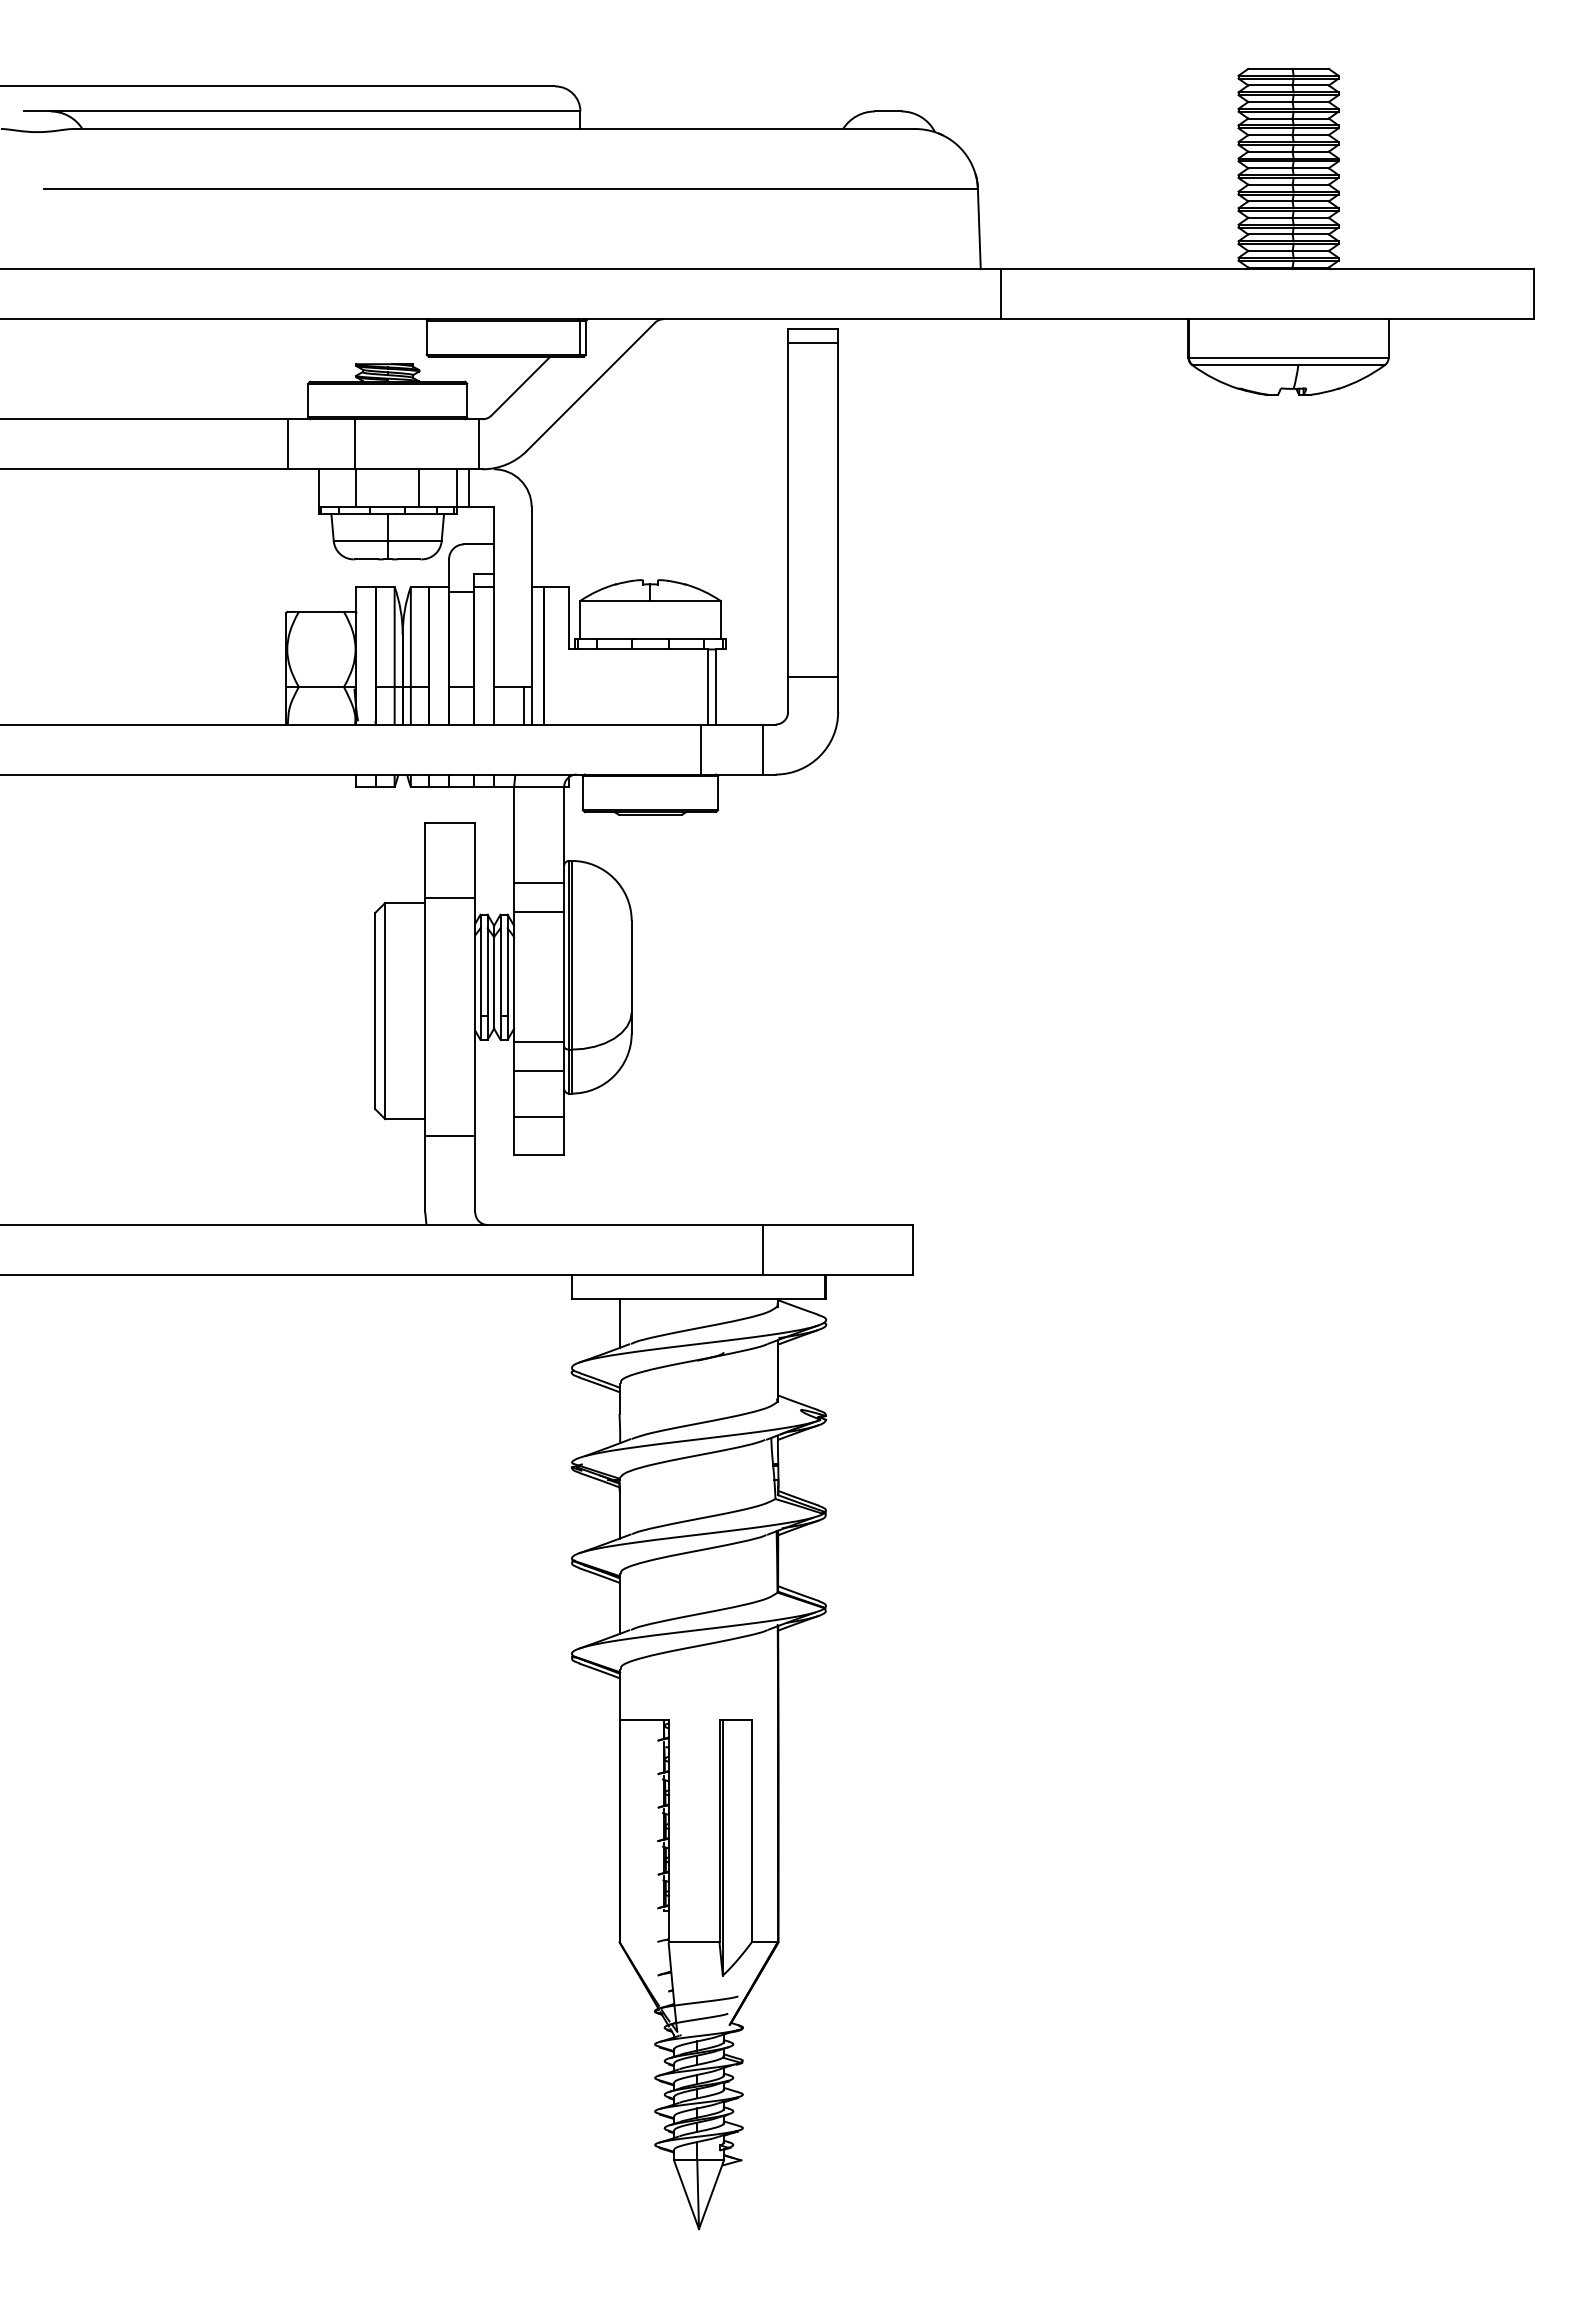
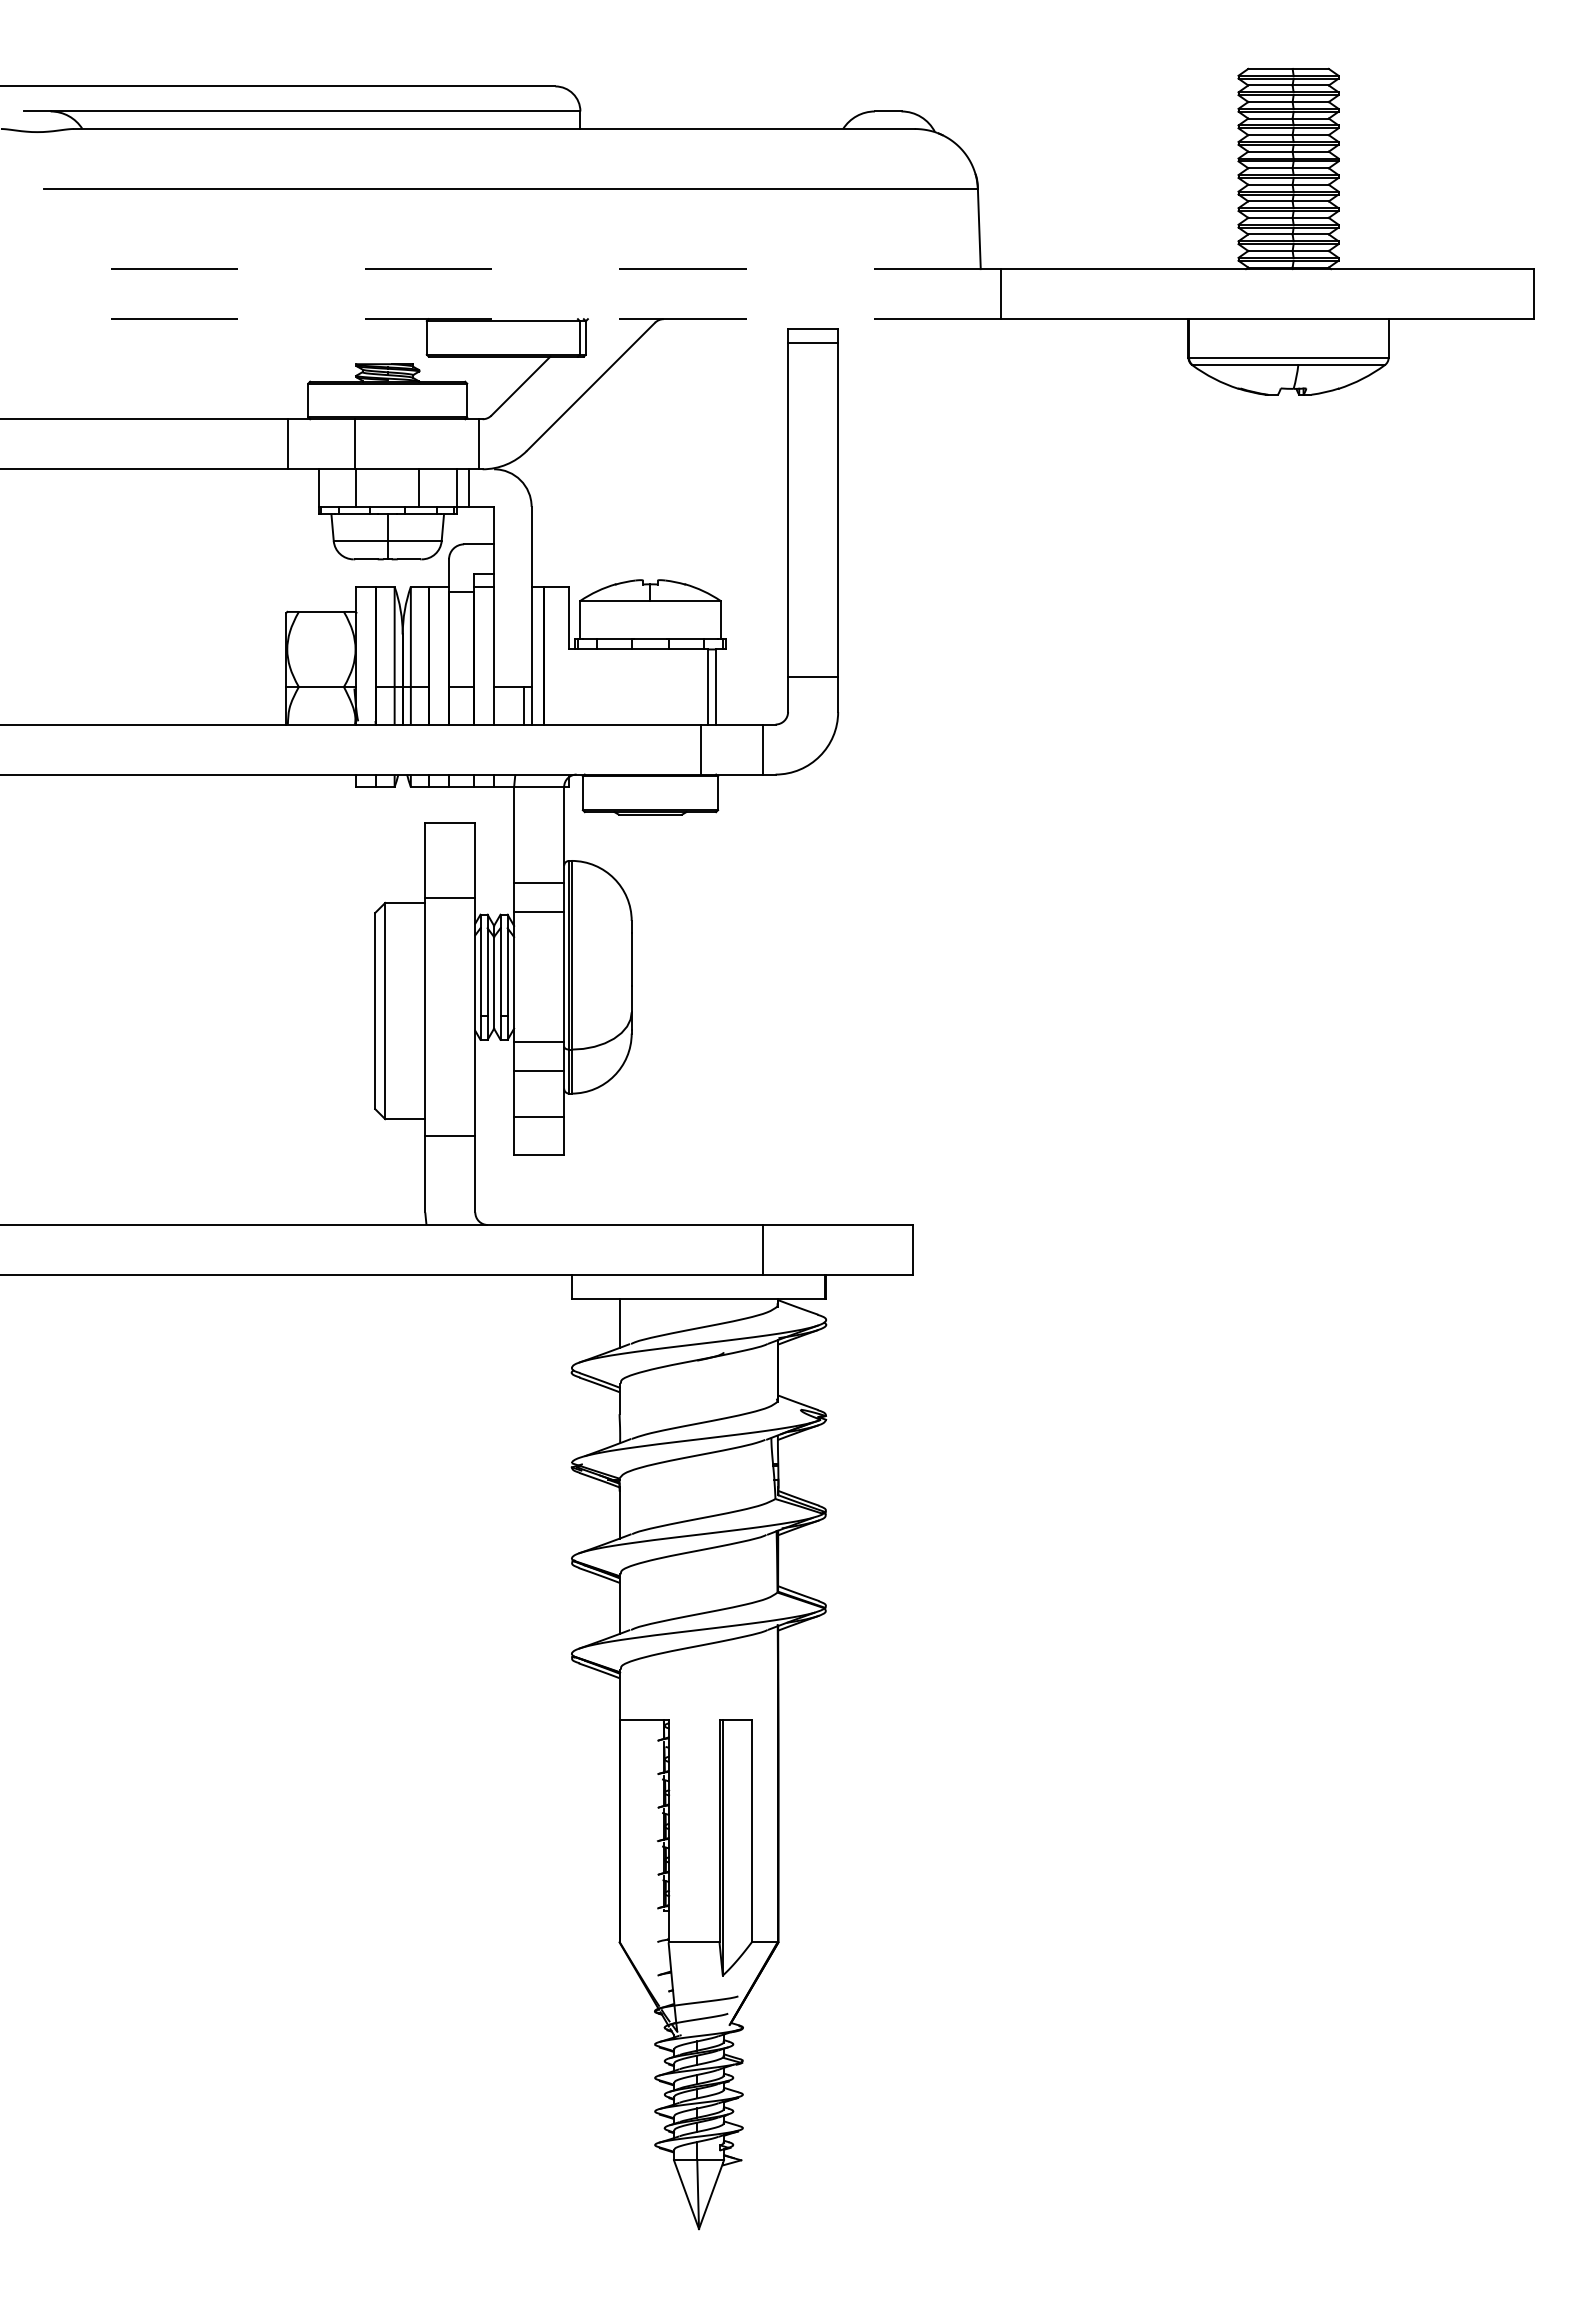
line: solid -> dashed (500, 269)
line: solid -> dashed (500, 319)
